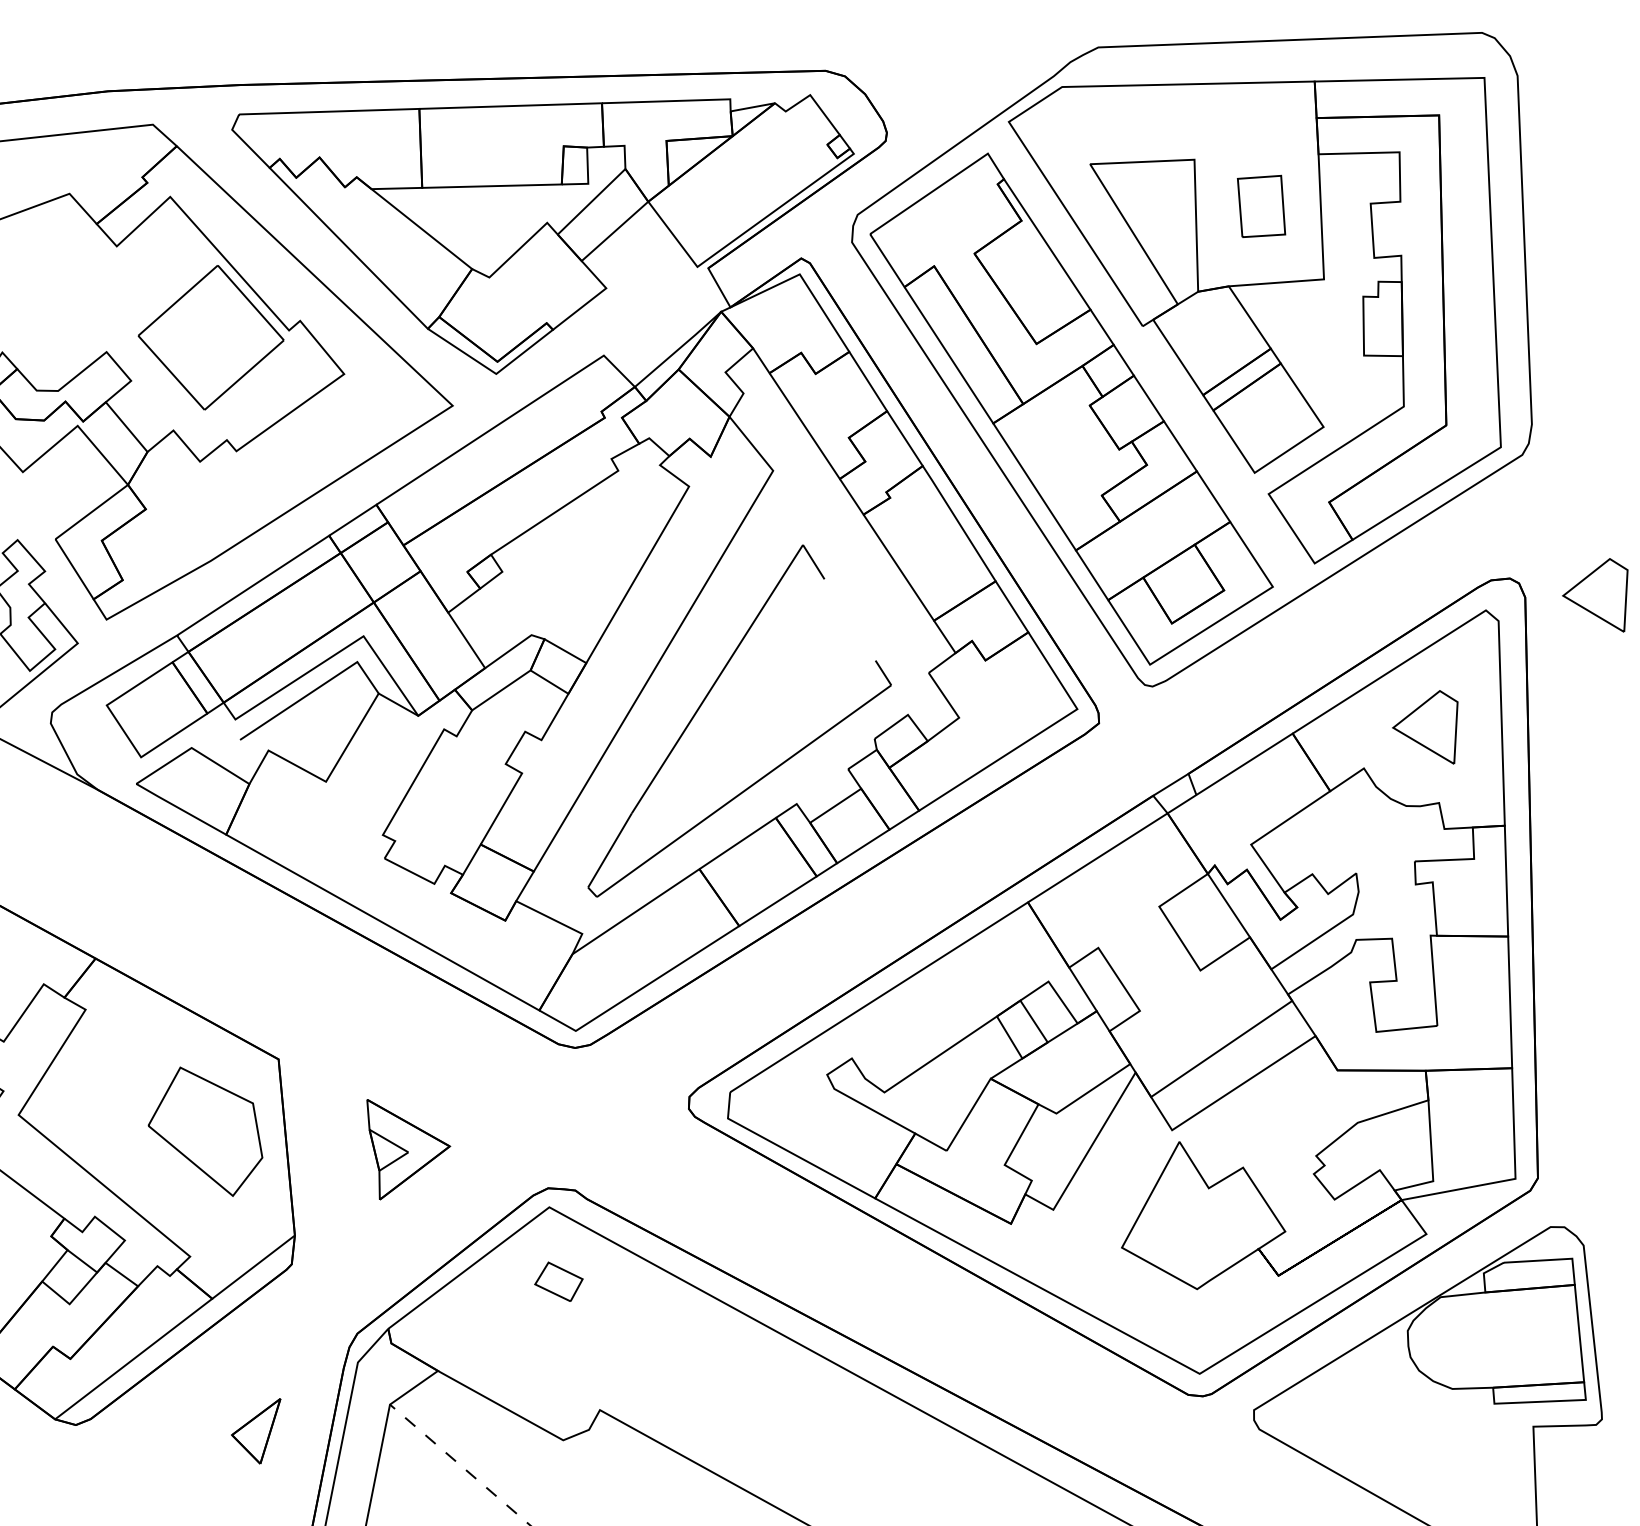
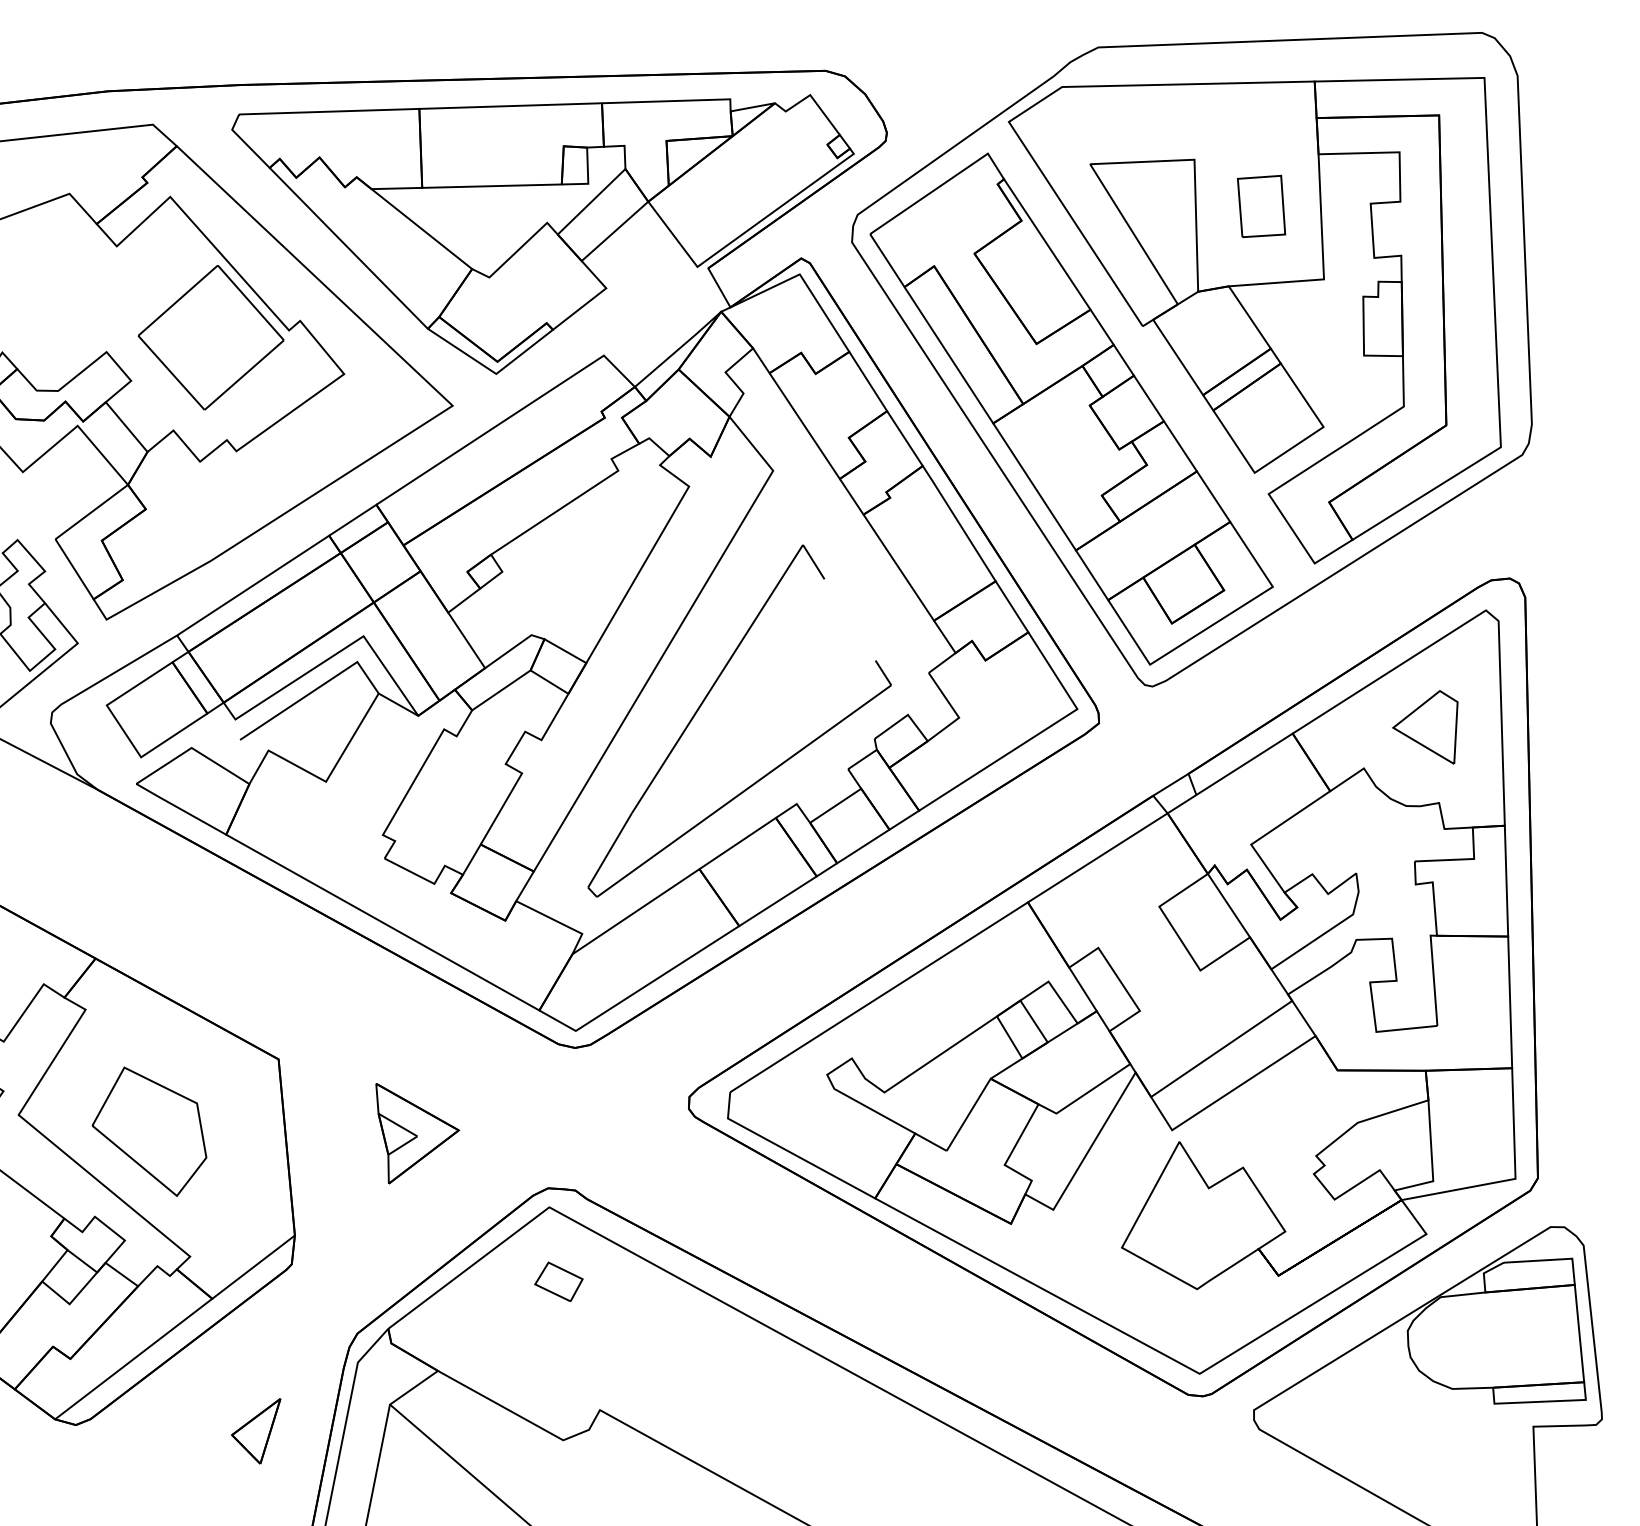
part: present -> none (1595, 595)
part position: (205, 1131) -> (149, 1131) (149, 1131)
part position: (408, 1149) -> (417, 1133) (417, 1133)
line: dashed -> solid (460, 1465)
